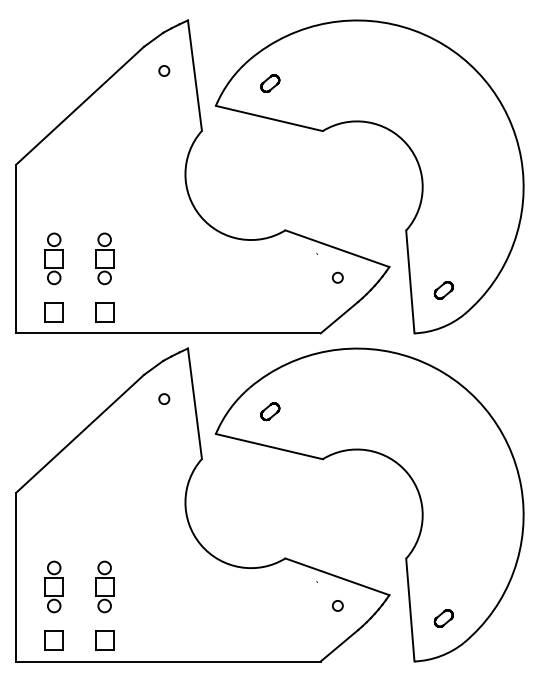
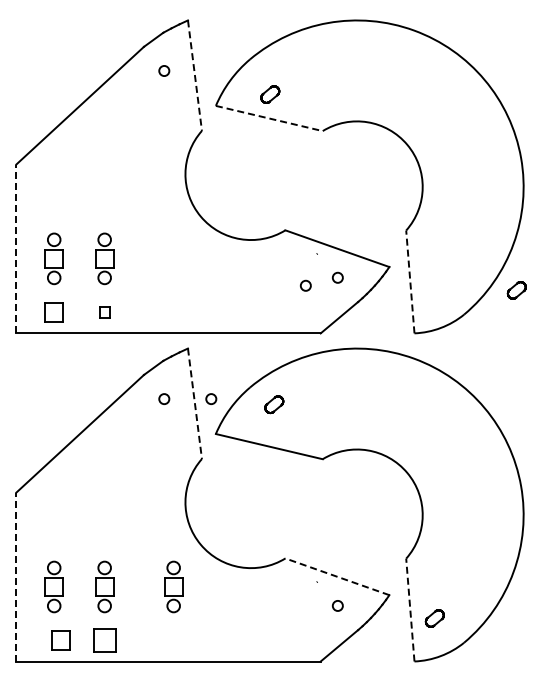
line: solid -> dashed (194, 75)
part position: (270, 83) -> (270, 94) (270, 94)
line: solid -> dashed (269, 118)
line: solid -> dashed (16, 248)
line: solid -> dashed (410, 281)
circle: none -> present (305, 285)
part position: (443, 290) -> (516, 290) (516, 290)
part size: 20x21 px -> 12x13 px (104, 312)
circle: none -> present (211, 398)
line: solid -> dashed (194, 403)
part position: (270, 411) -> (274, 404) (274, 404)
line: solid -> dashed (16, 576)
line: solid -> dashed (336, 576)
part: none -> present (173, 586)
line: solid -> dashed (410, 610)
part position: (443, 618) -> (434, 618) (434, 618)
part position: (53, 640) -> (60, 640) (60, 640)
part size: 20x21 px -> 24x25 px (104, 640)
